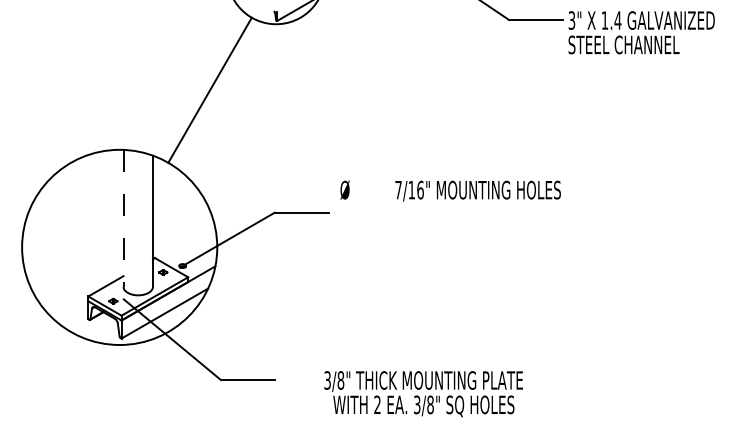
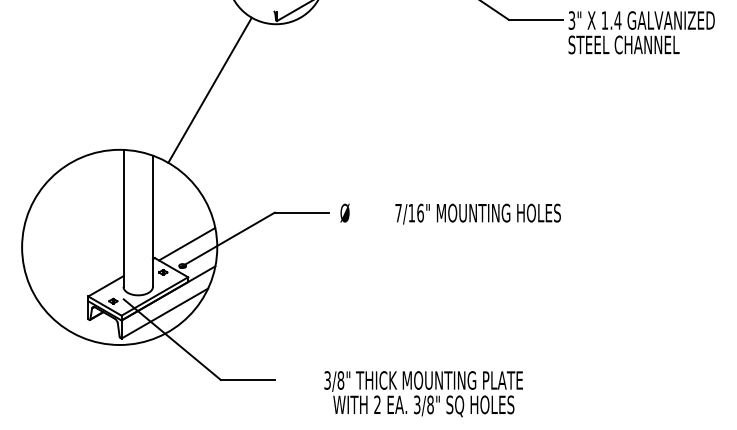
text position: (450, 190) -> (450, 213) (450, 213)
line: dashed -> solid (123, 218)
line: none -> present (187, 243)
